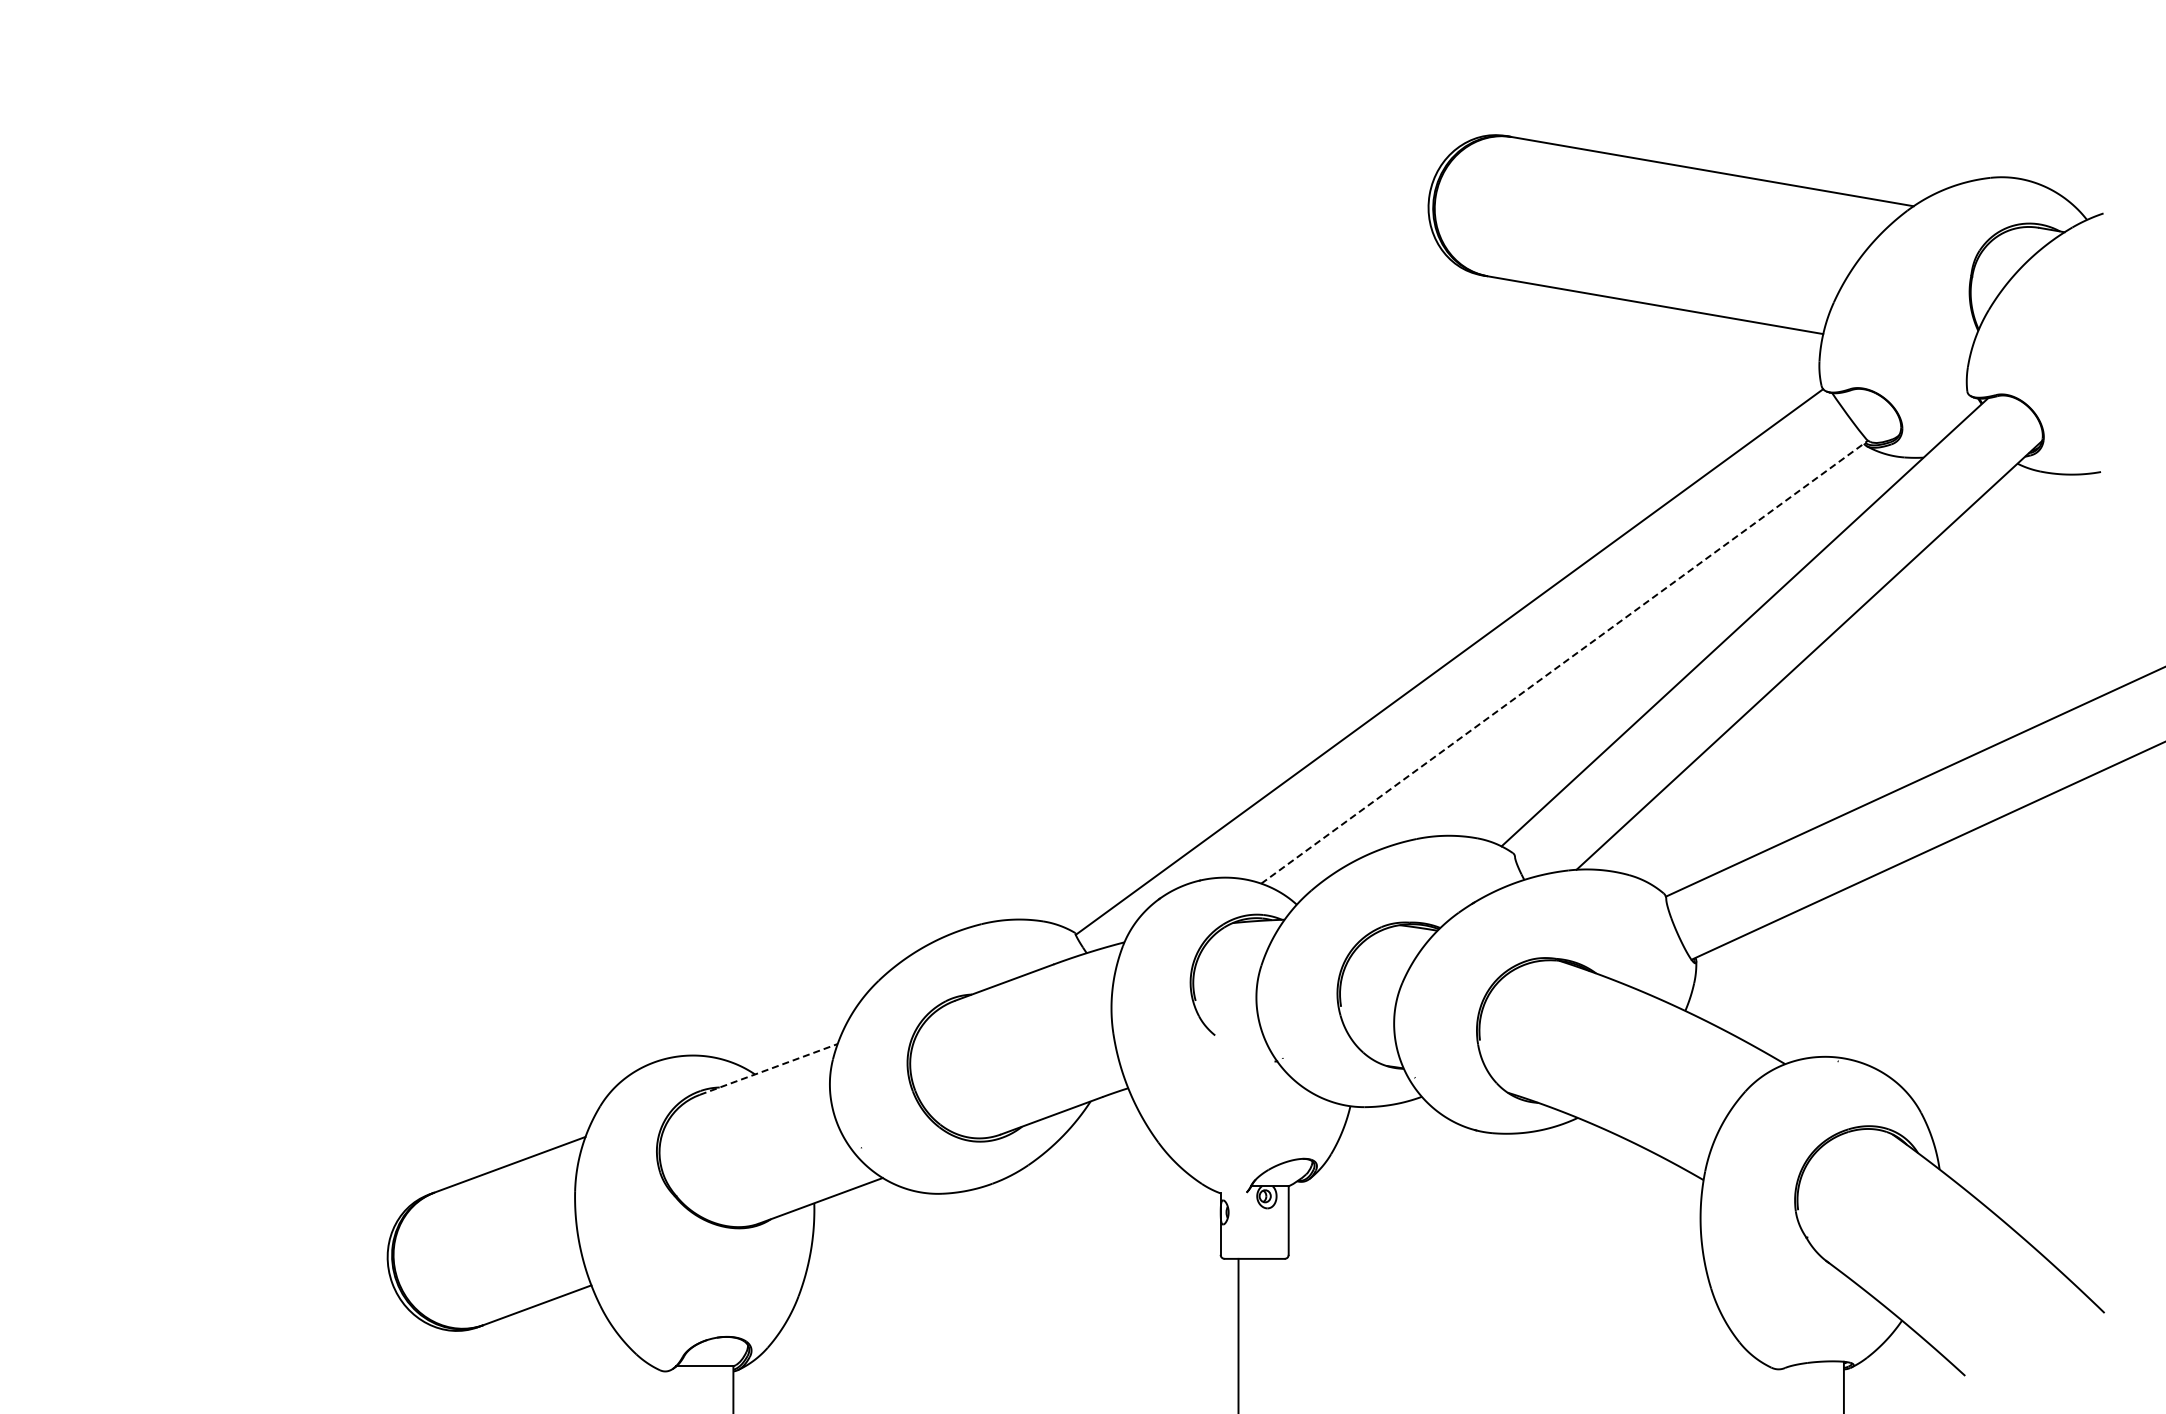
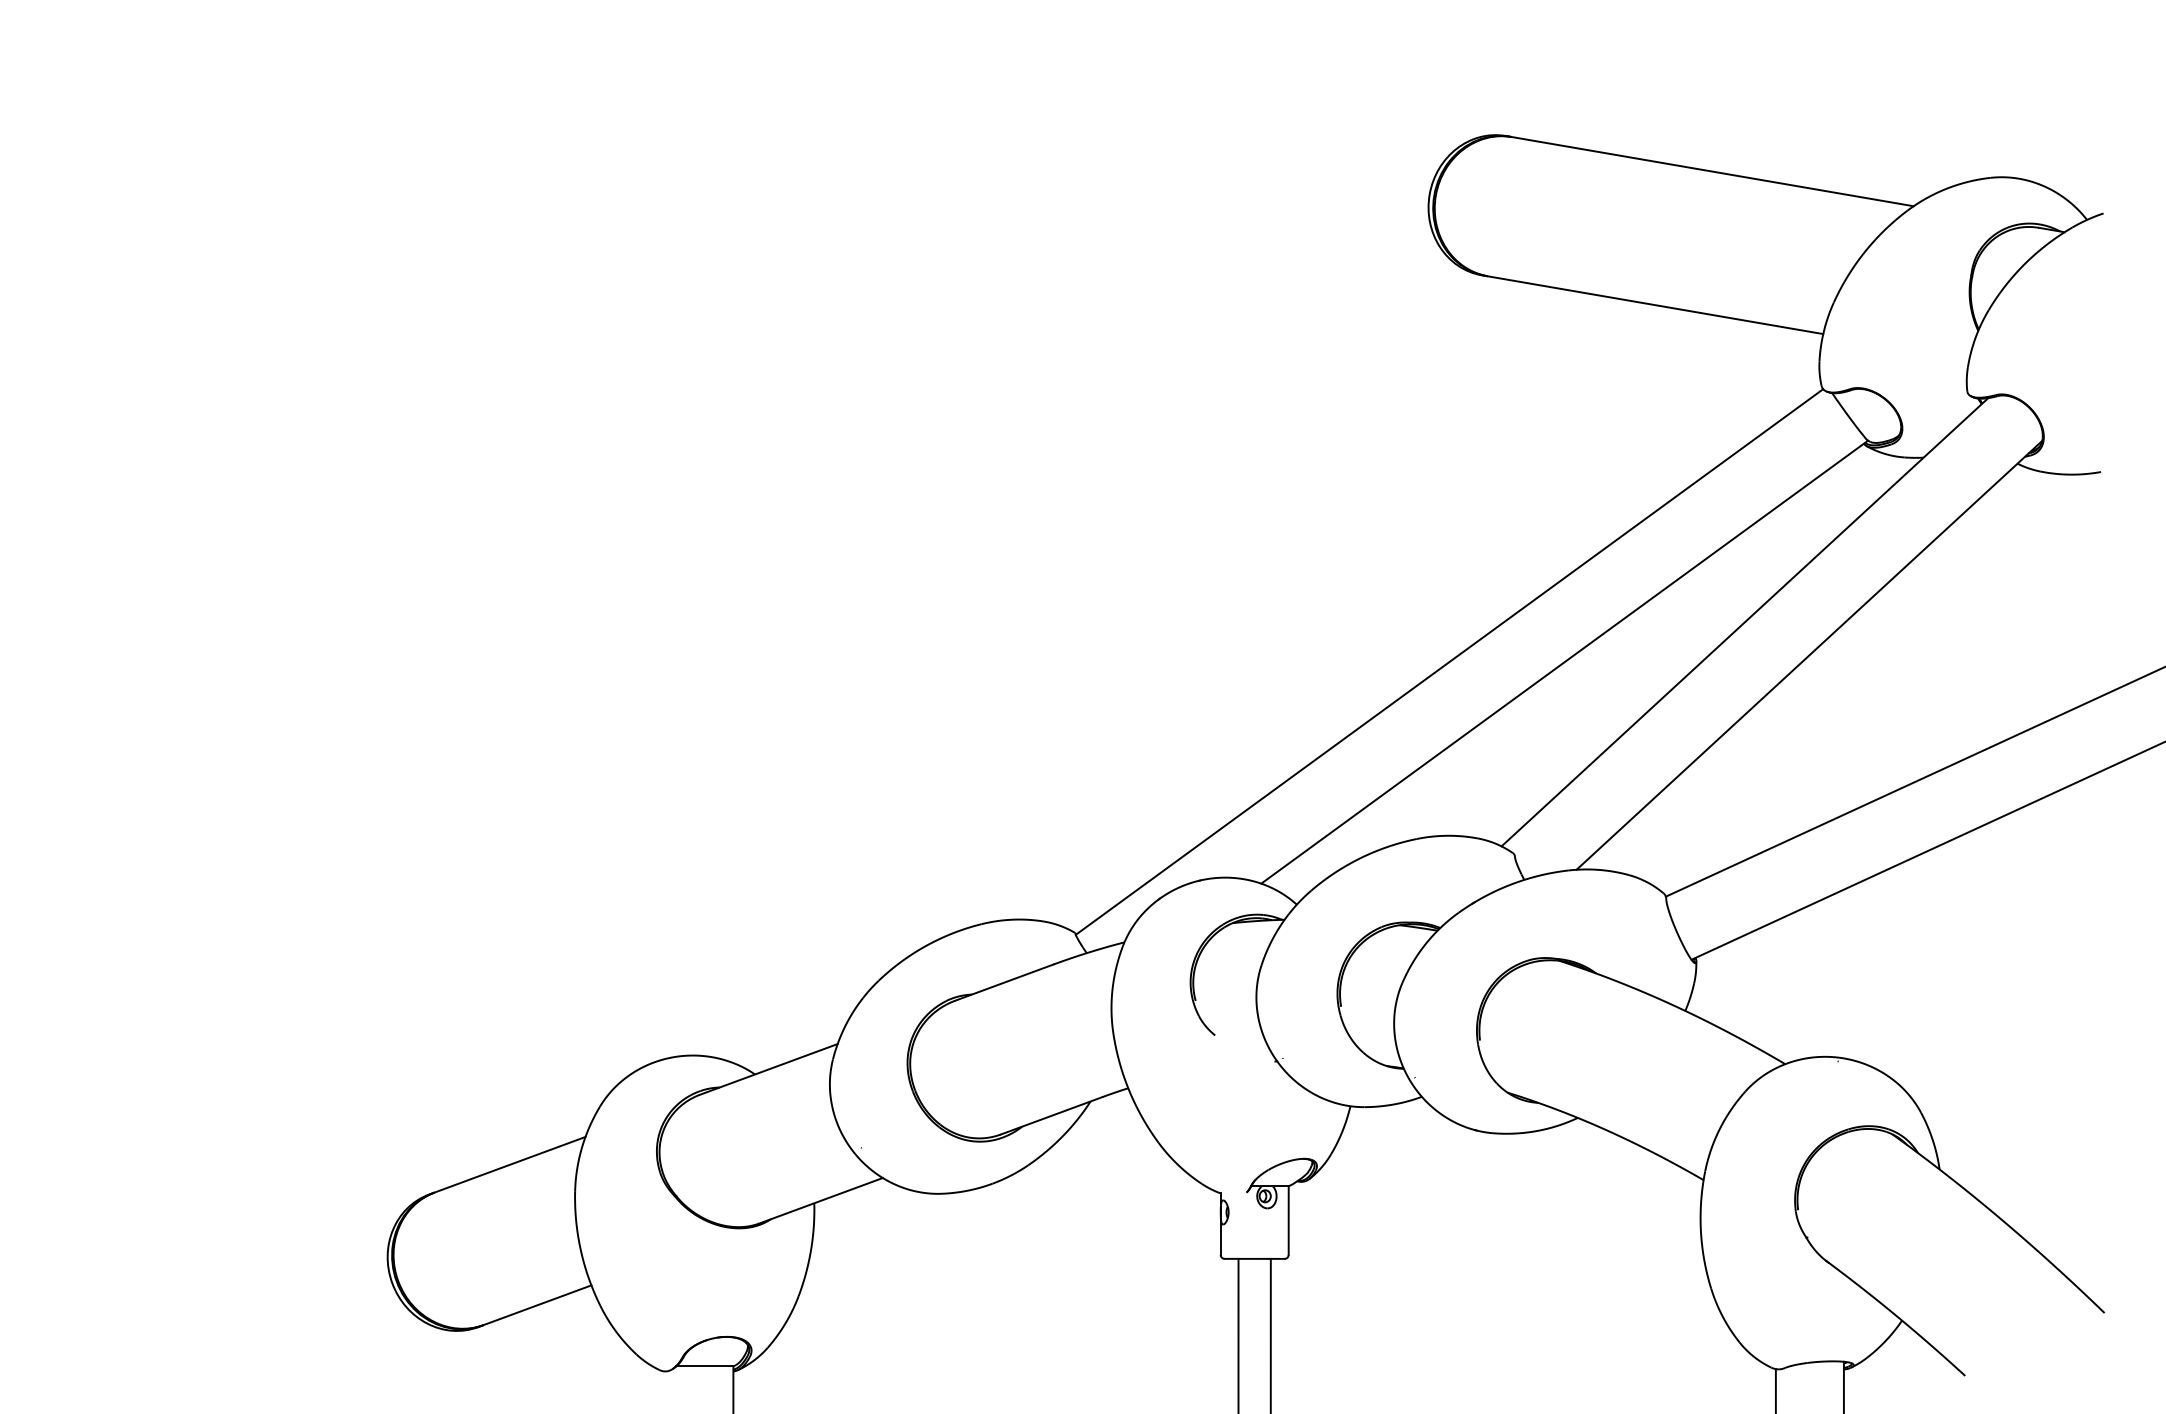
line: dashed -> solid (1564, 662)
line: dashed -> solid (769, 1069)
line: none -> present (1270, 1334)
line: none -> present (1775, 1389)
